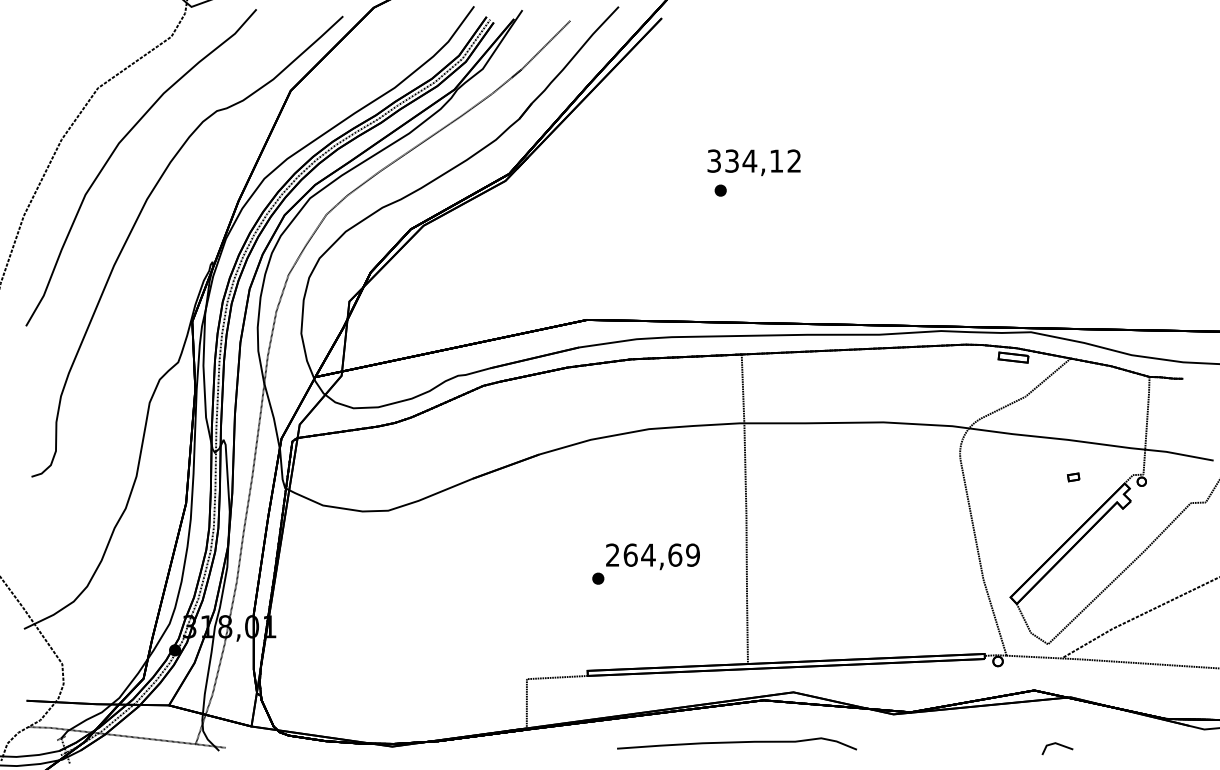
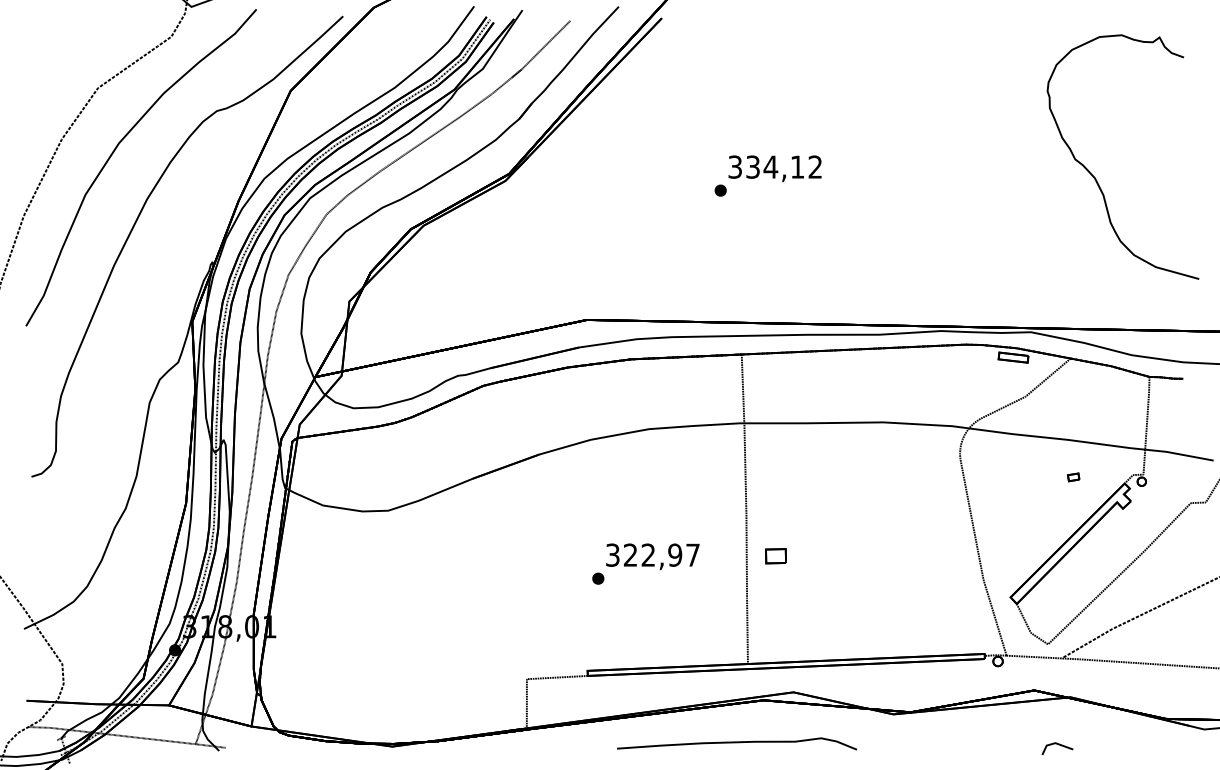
text position: (753, 162) -> (774, 168) (774, 168)
curve: none -> present (1096, 178)
text: 264,69 -> 322,97 (652, 554)
part: none -> present (775, 556)
